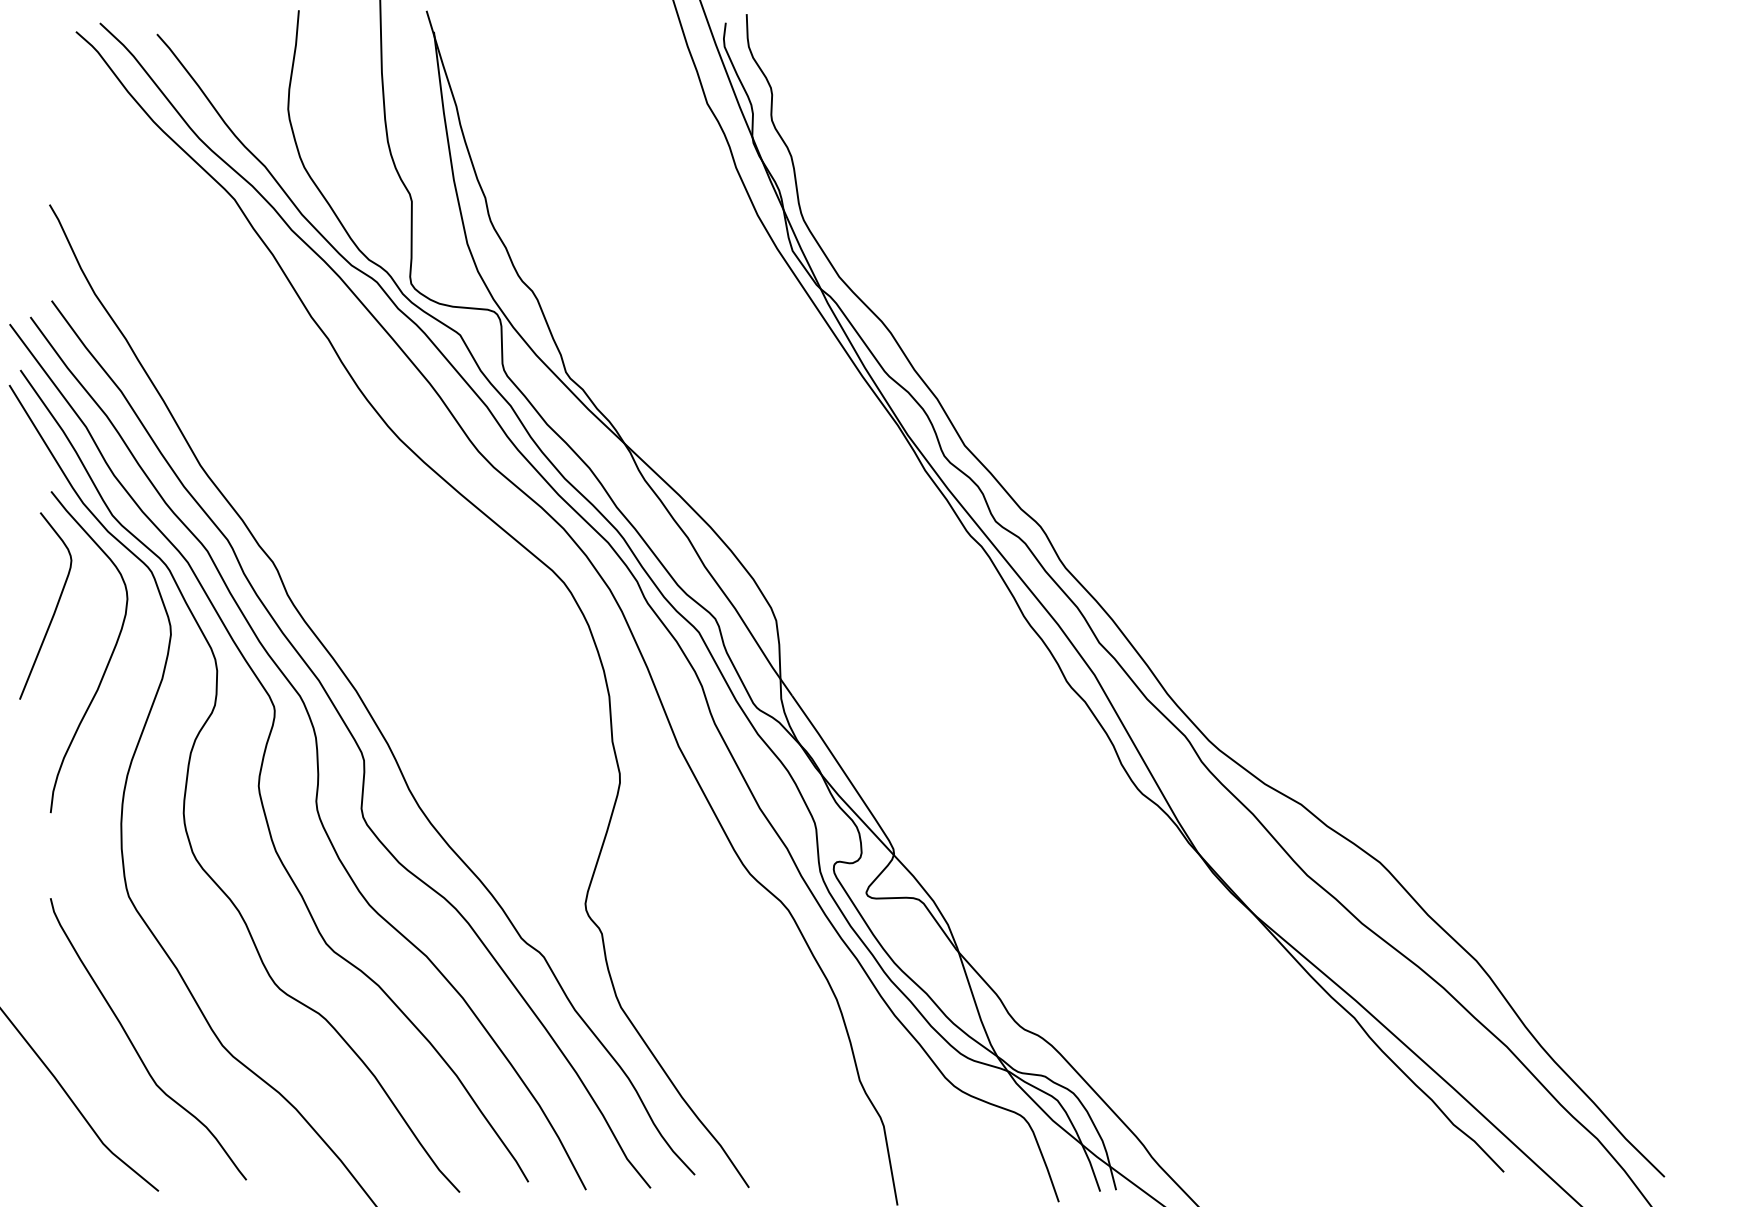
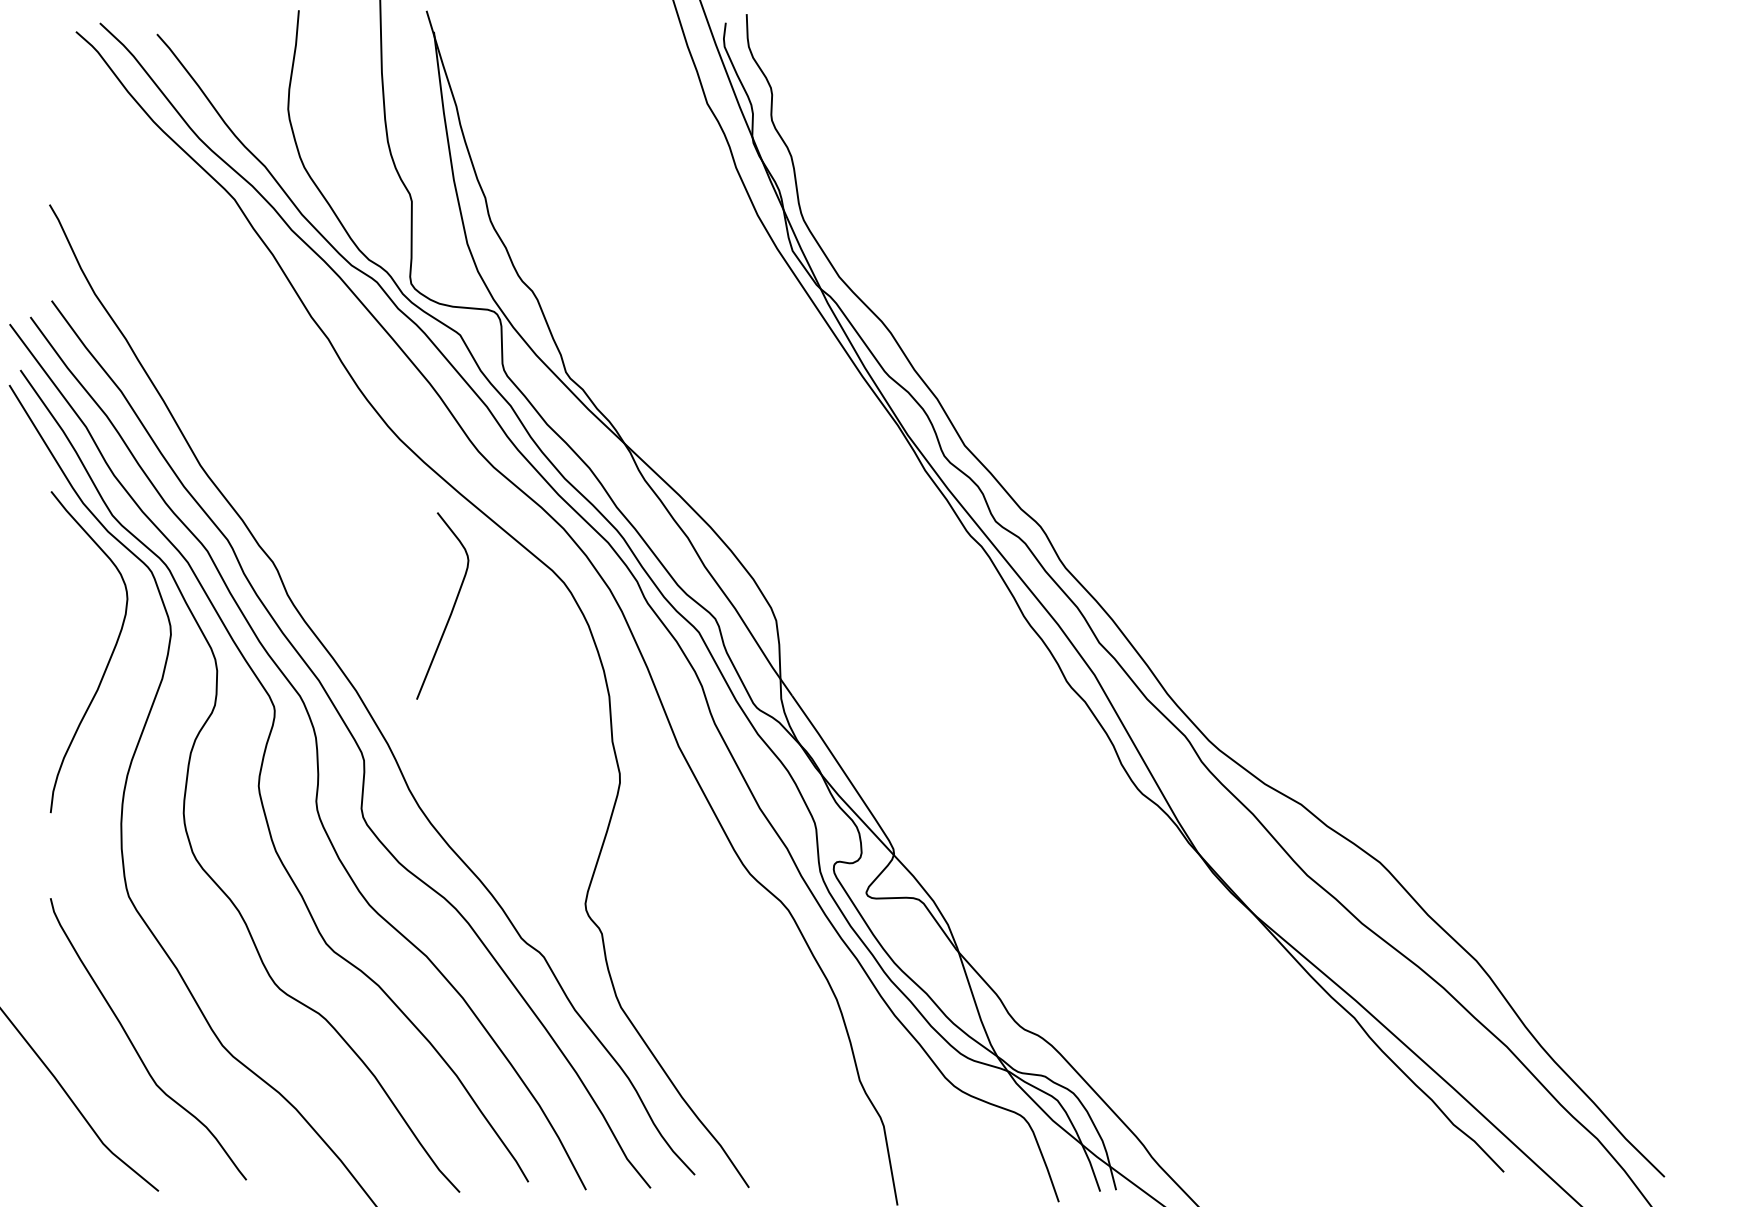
curve position: (54, 609) -> (451, 609) (451, 609)
